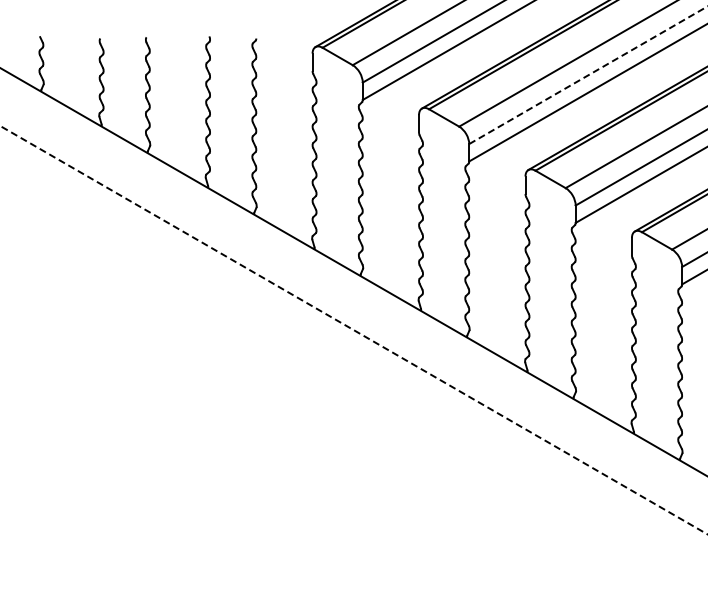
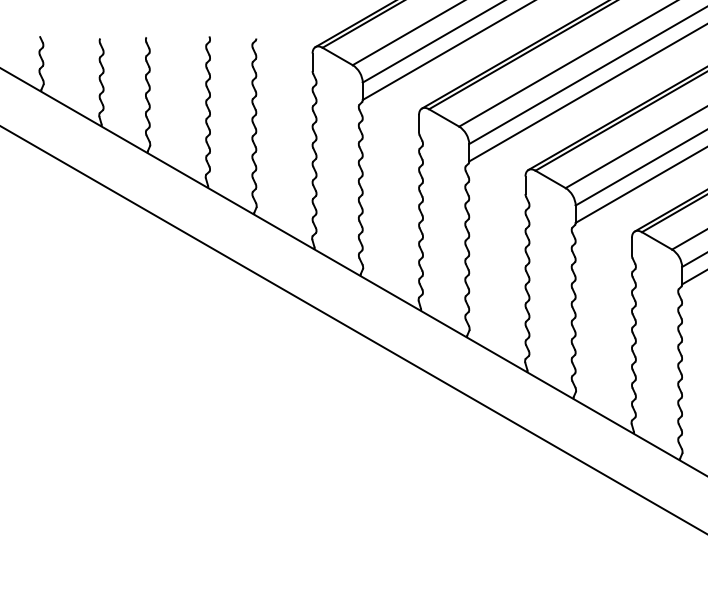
line: dashed -> solid (588, 75)
line: dashed -> solid (353, 330)
